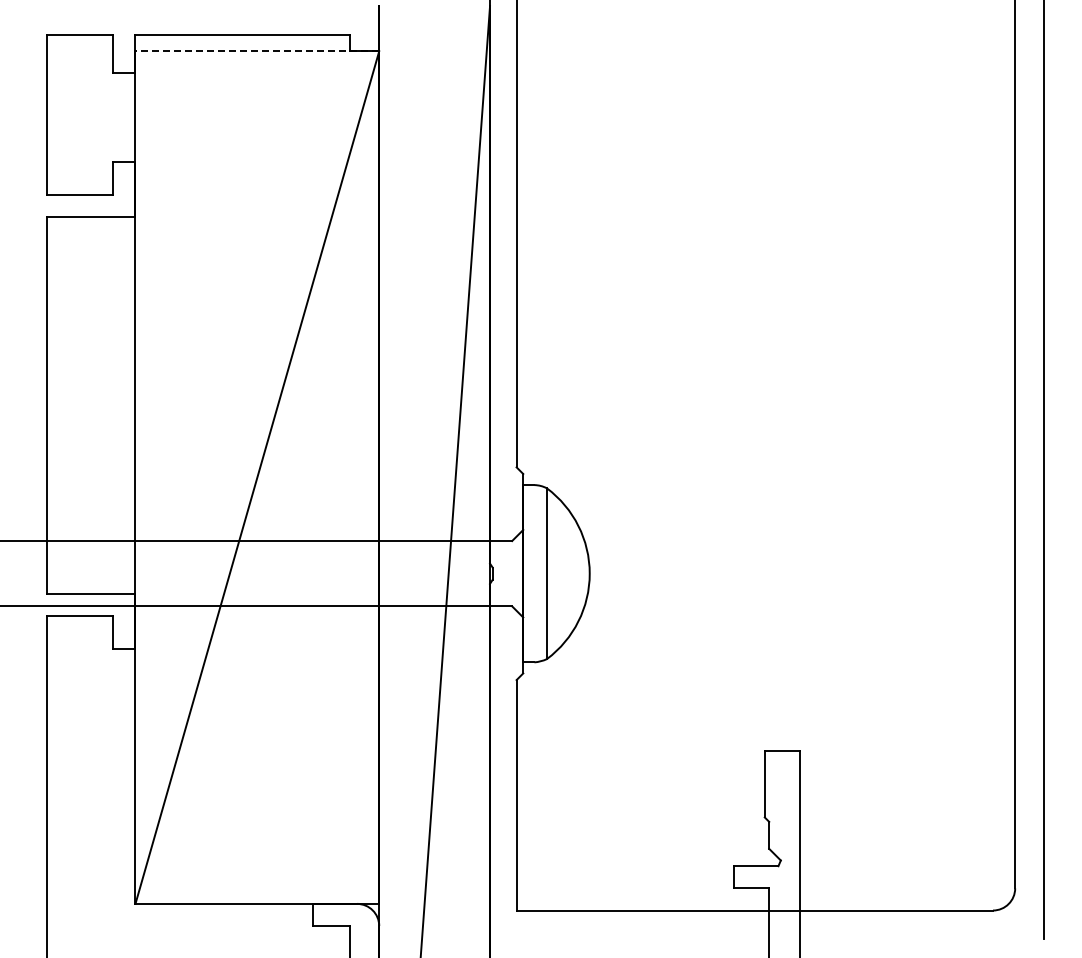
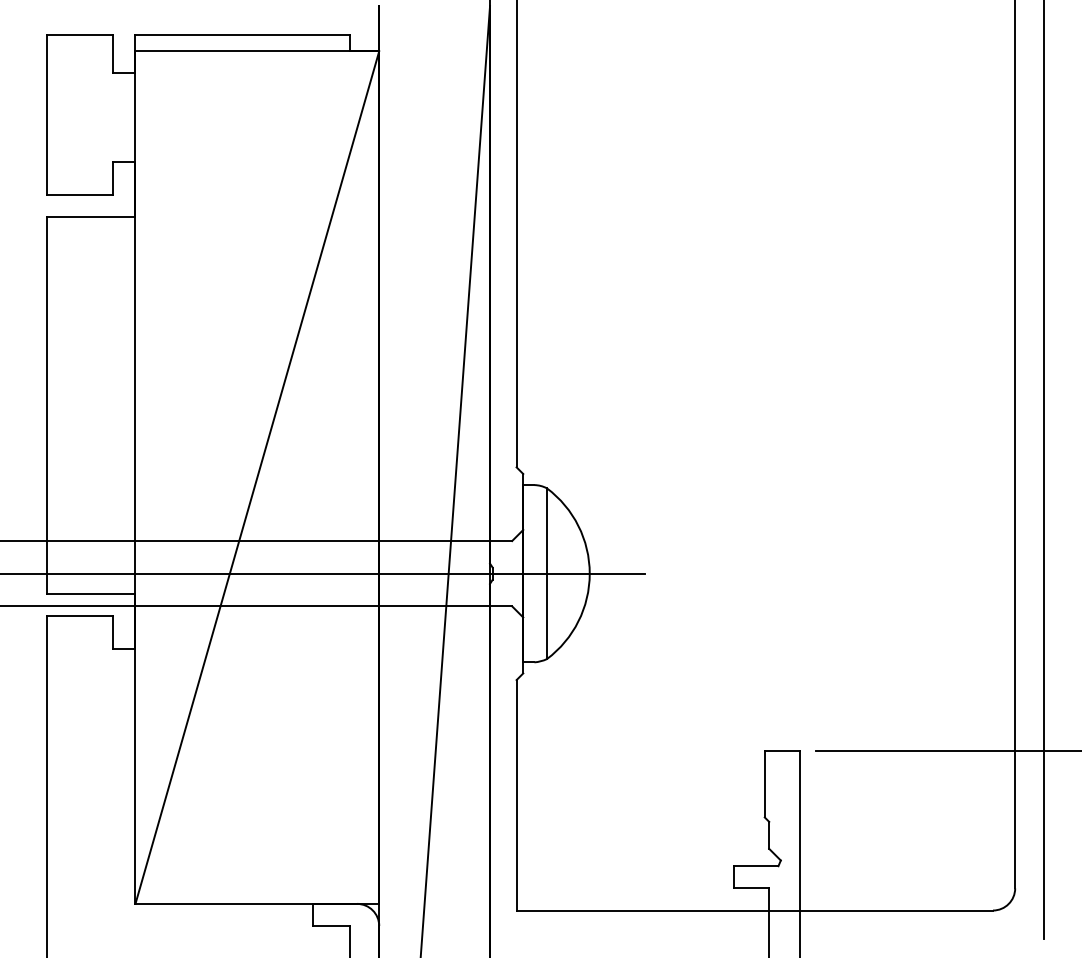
line: dashed -> solid (257, 51)
line: none -> present (323, 573)
line: none -> present (946, 750)
